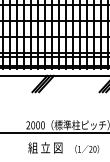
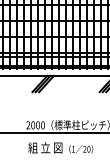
text position: (87, 149) -> (81, 149) (81, 149)
